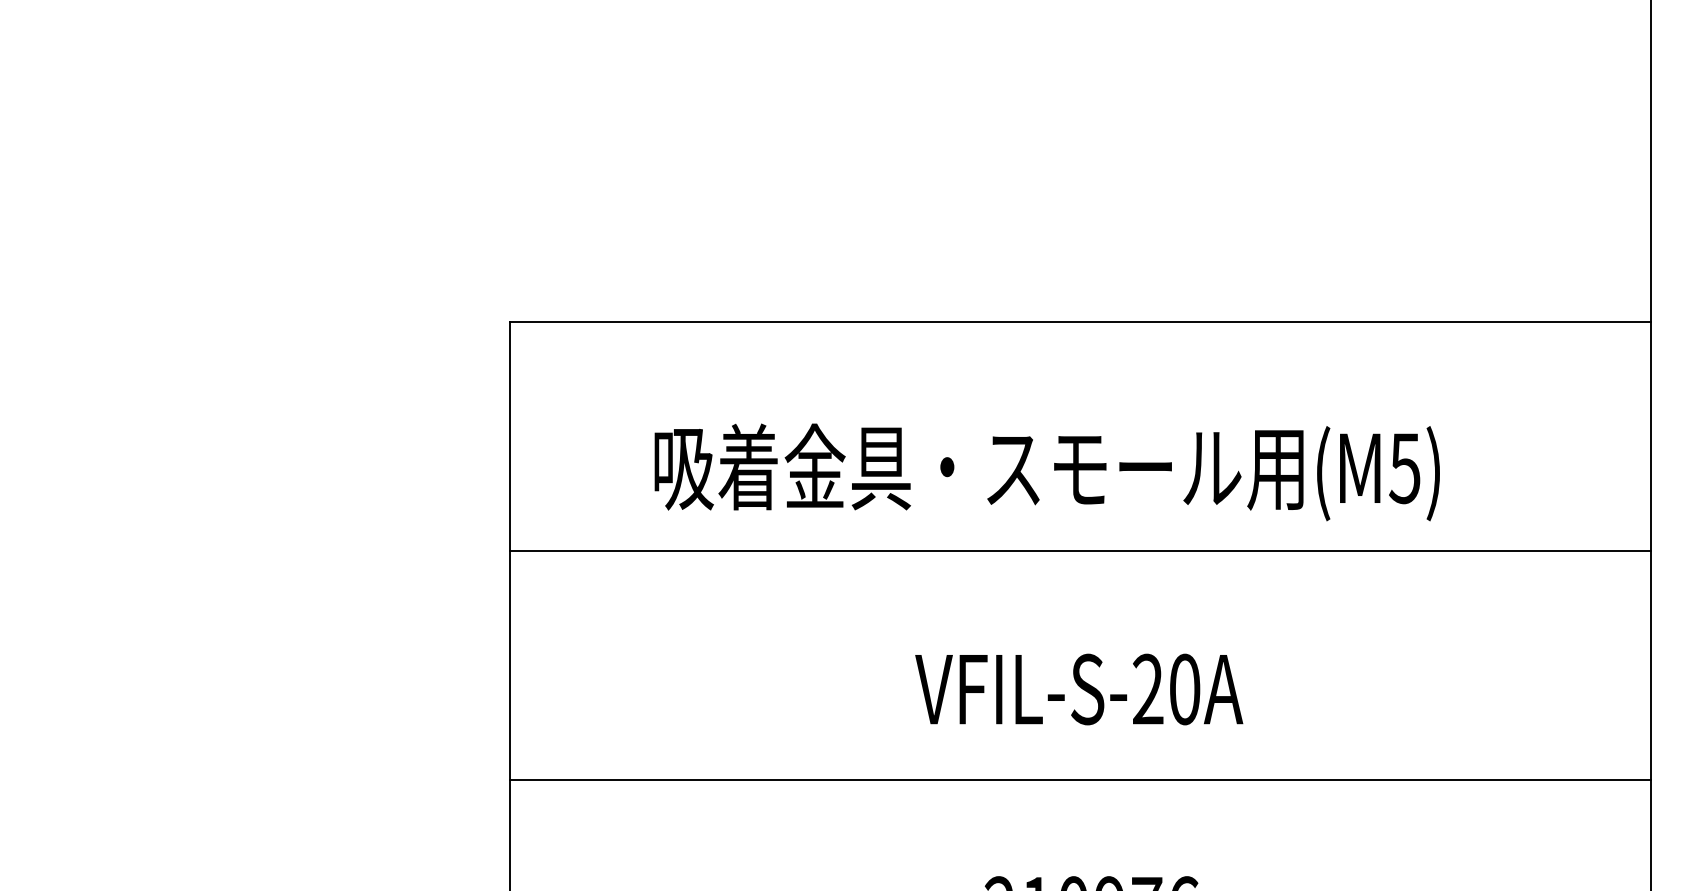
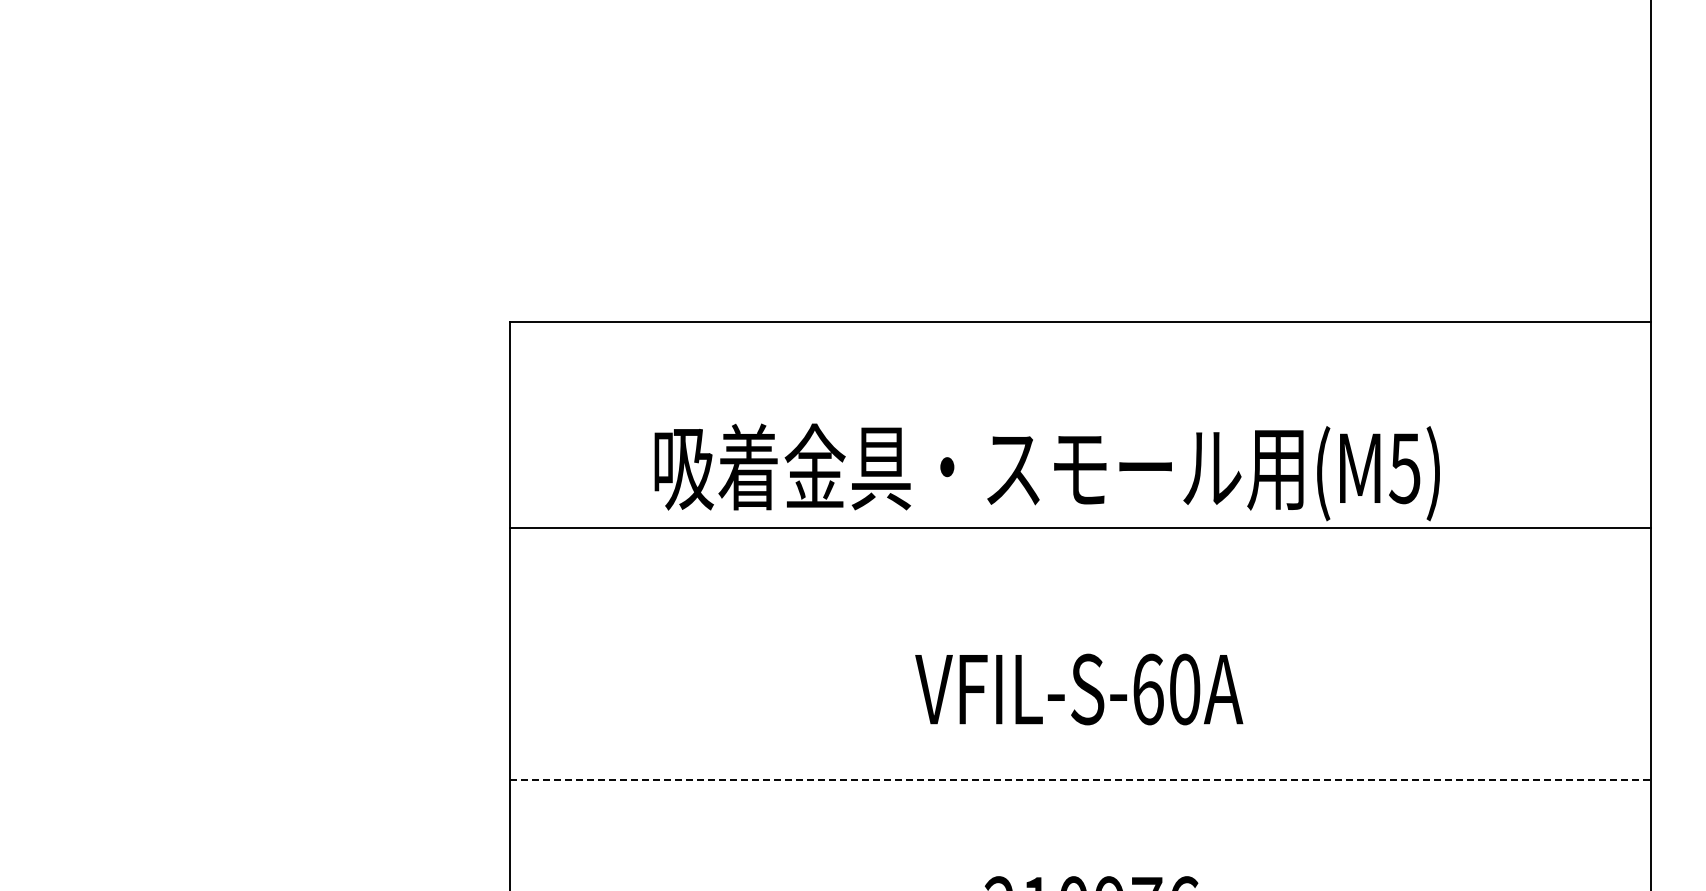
line position: (1080, 551) -> (1080, 528) (1080, 528)
text: VFIL-S-20A -> VFIL-S-60A (1148, 689)
line: solid -> dashed (1080, 780)
